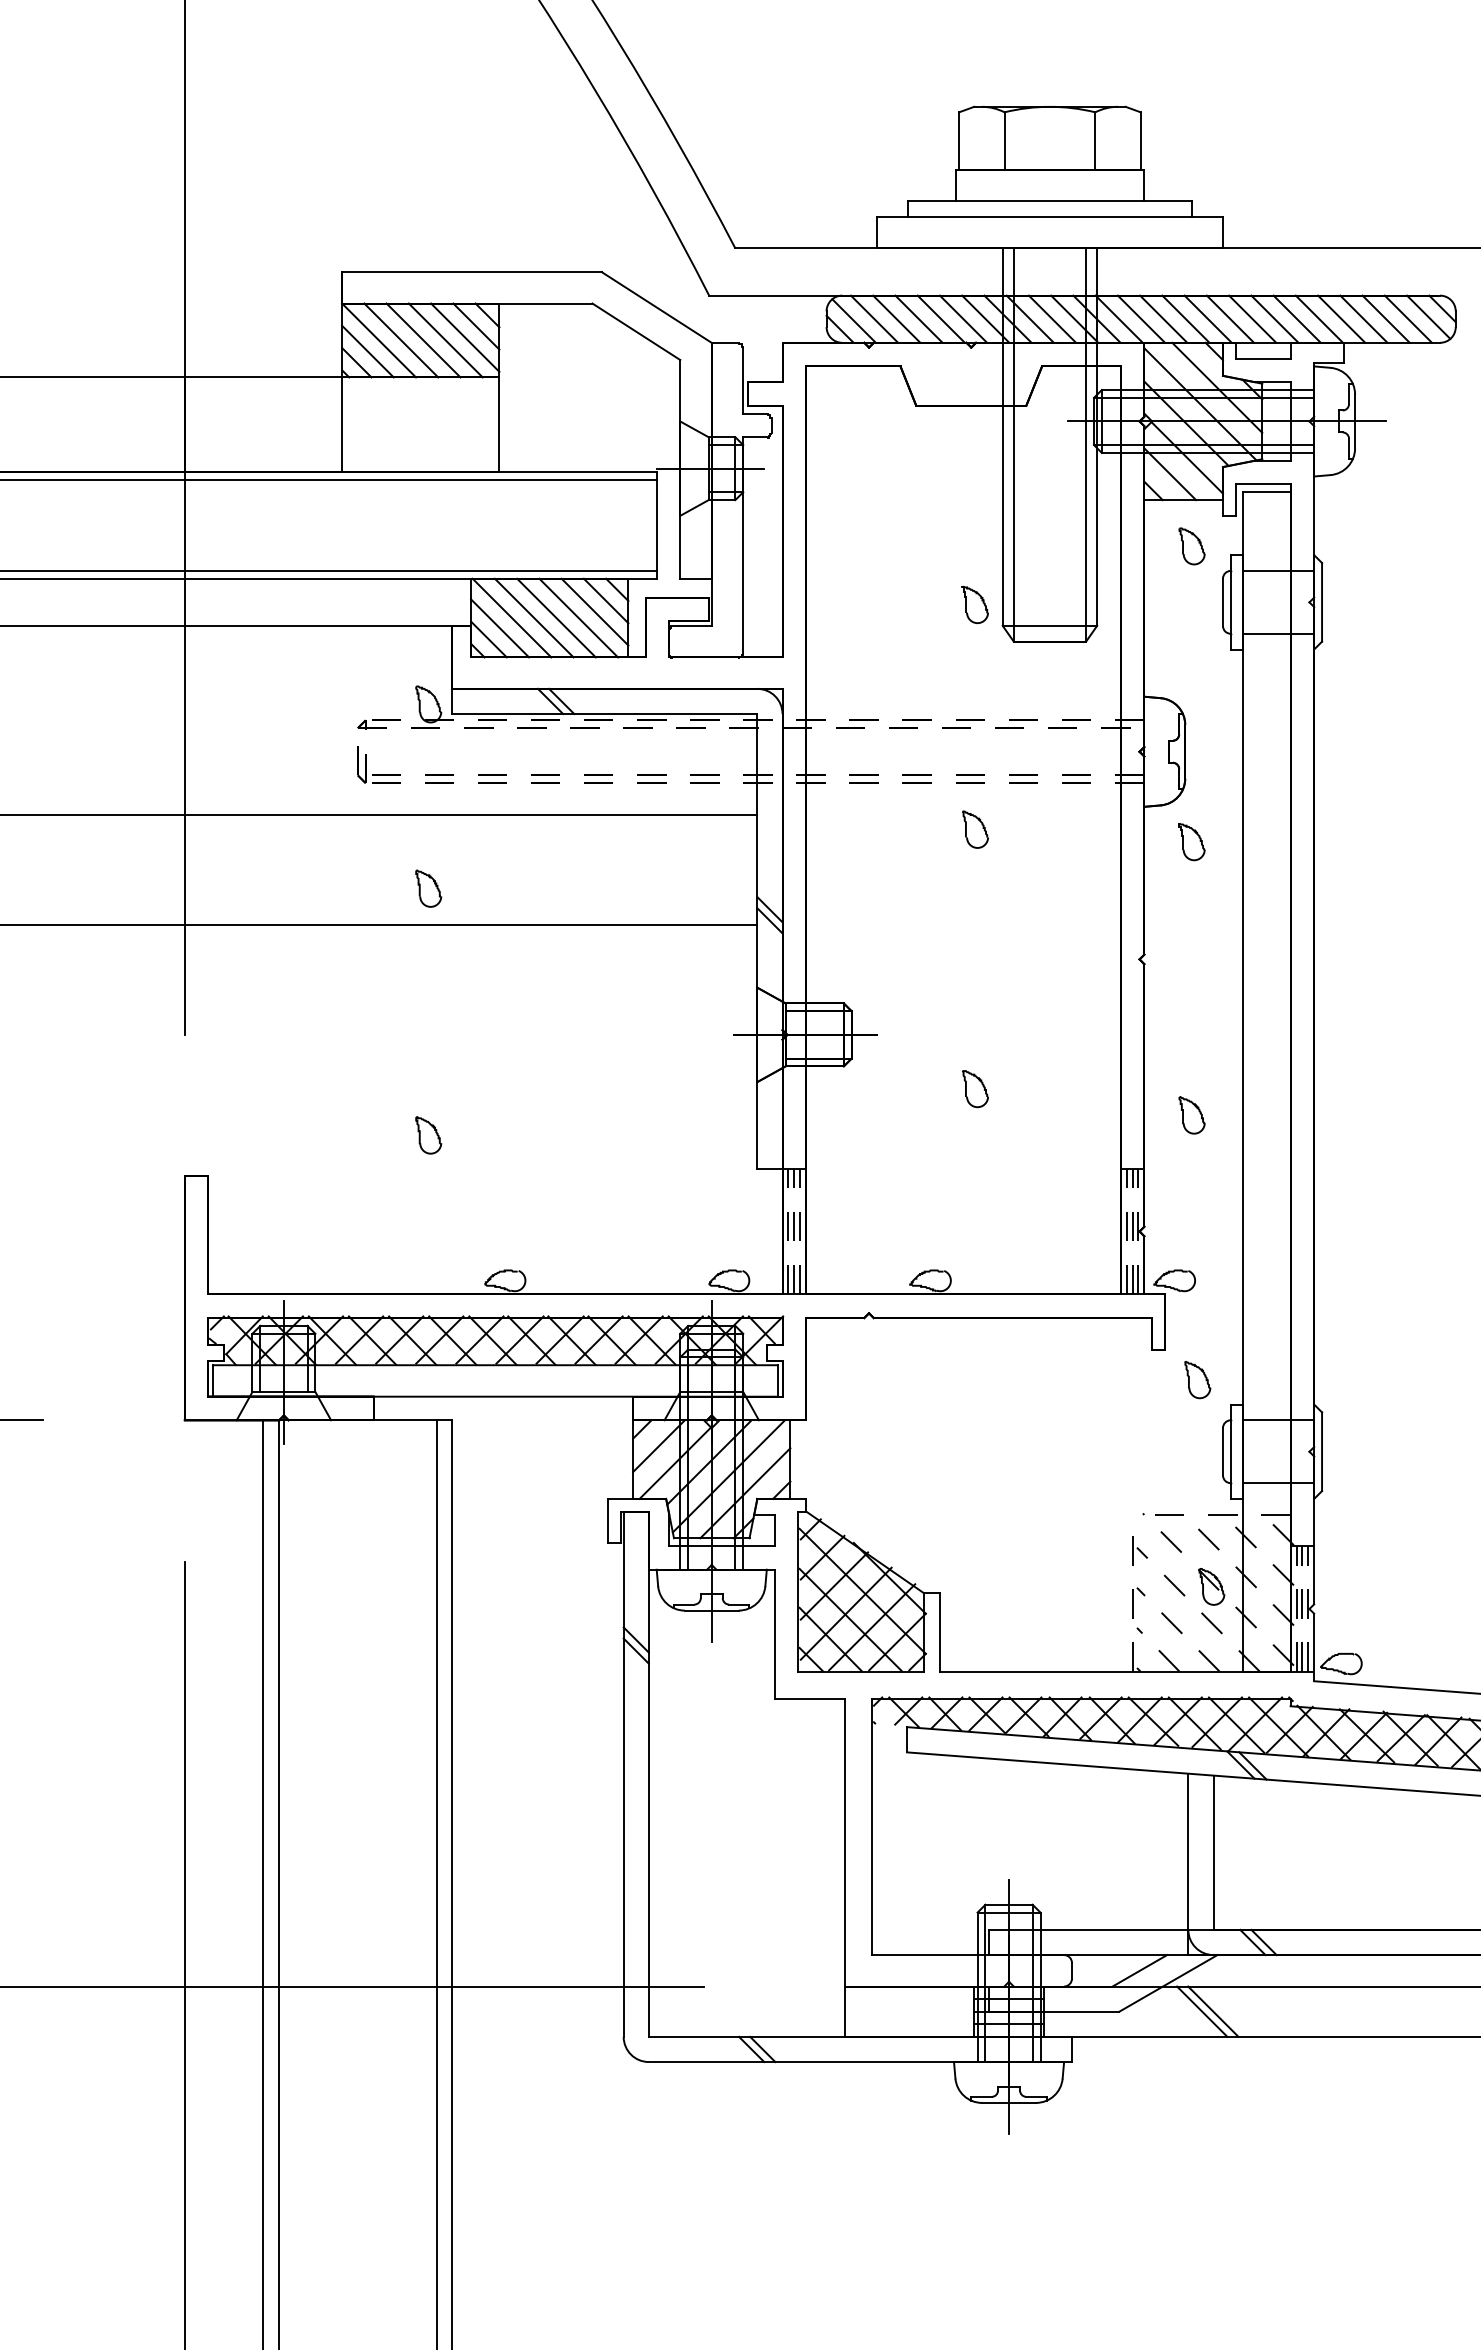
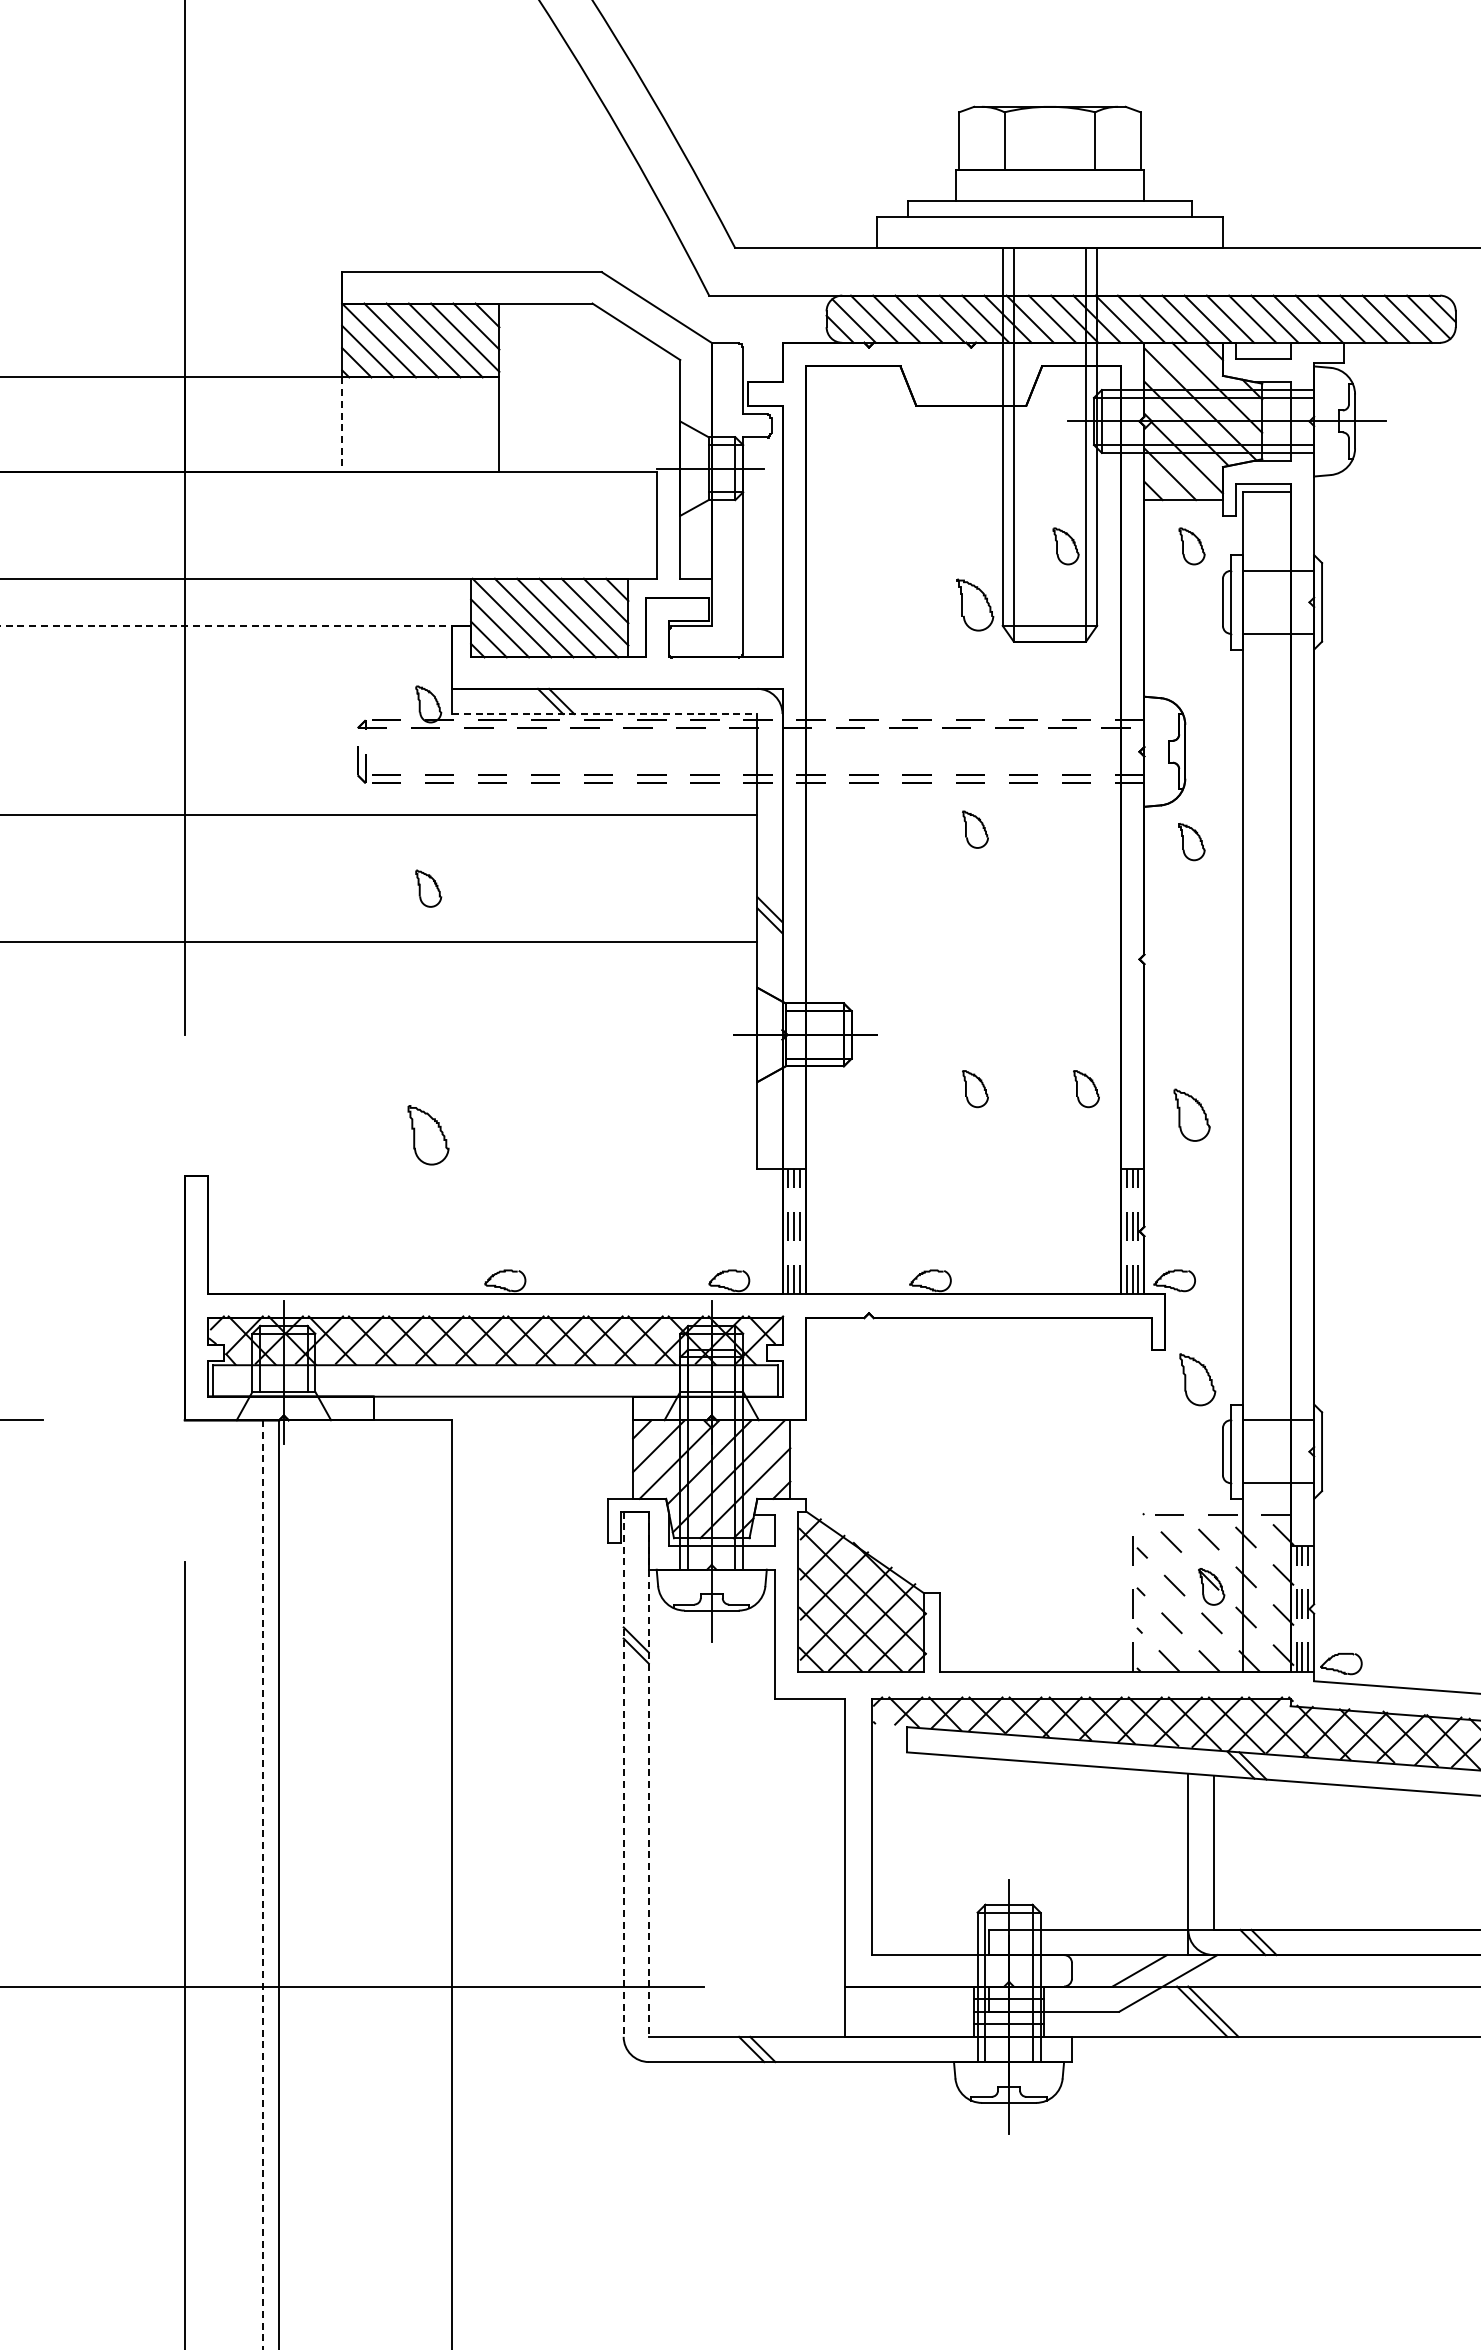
line: solid -> dashed (342, 425)
line: present -> none (329, 479)
part: none -> present (1065, 546)
line: present -> none (329, 570)
part size: 28x39 px -> 39x54 px (975, 604)
line: solid -> dashed (226, 625)
line: solid -> dashed (604, 714)
line position: (379, 924) -> (379, 941) (379, 941)
part: none -> present (1086, 1089)
part size: 28x39 px -> 38x54 px (1191, 1114)
part size: 28x39 px -> 43x61 px (428, 1135)
part size: 28x39 px -> 38x54 px (1197, 1379)
line: solid -> dashed (623, 1774)
line: solid -> dashed (648, 1774)
line: present -> none (436, 1883)
line: solid -> dashed (263, 1885)
